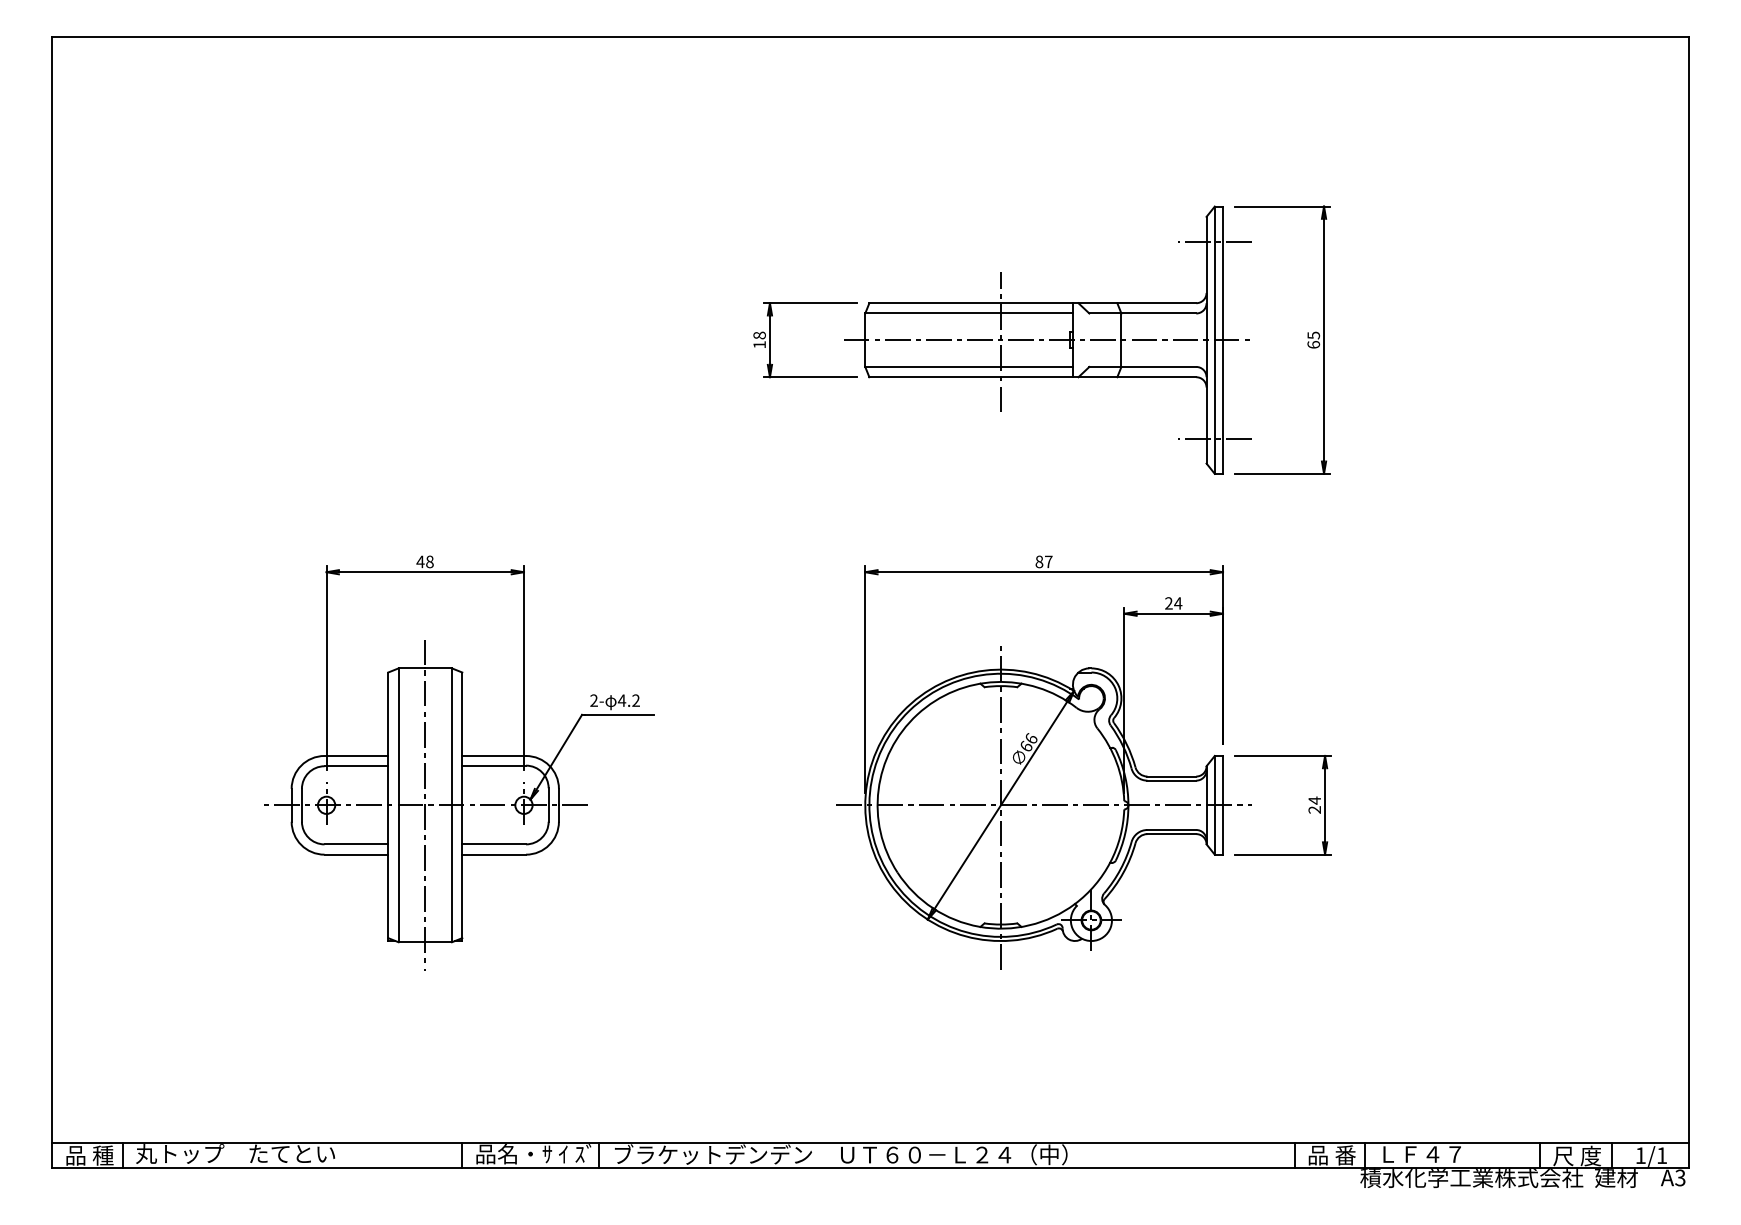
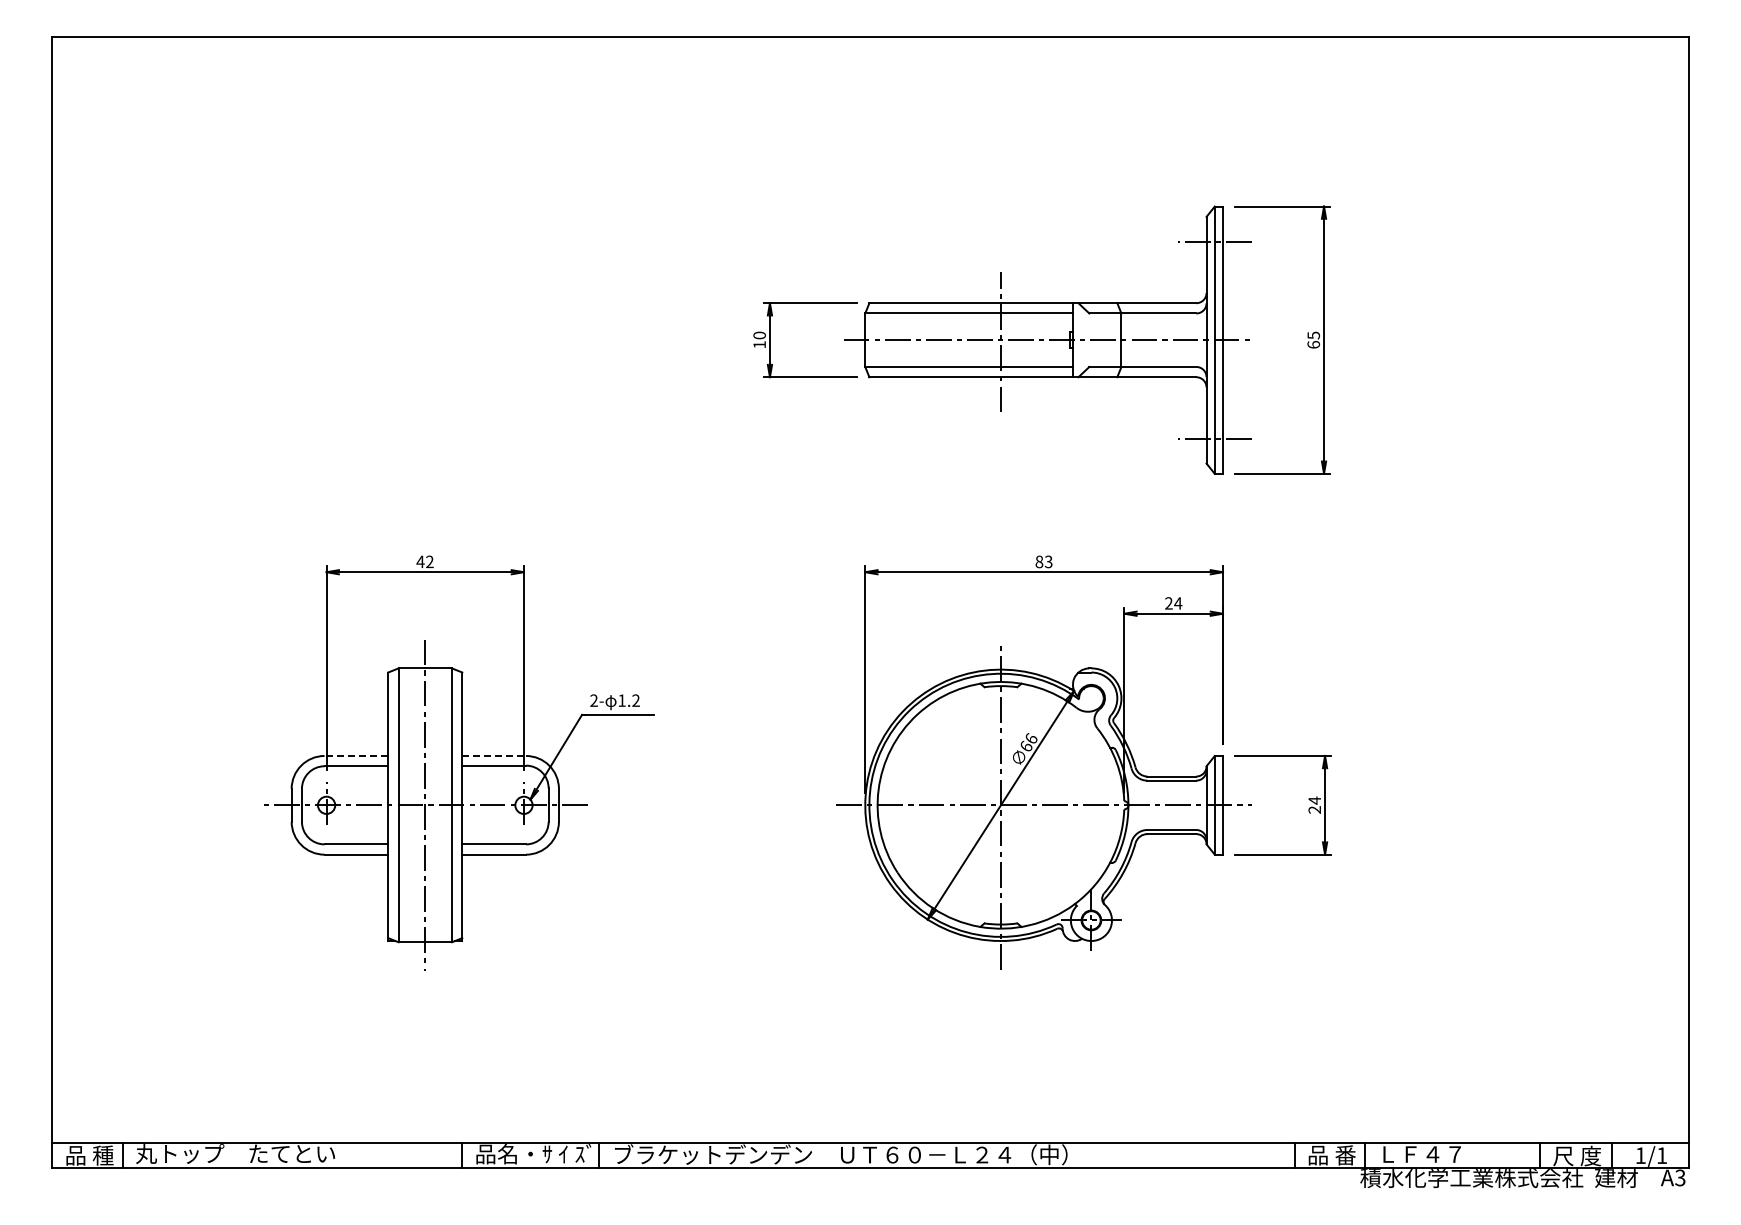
text: 18 -> 10 (759, 335)
text: 48 -> 42 (429, 561)
text: 87 -> 83 (1048, 561)
text: 4.2 -> 1.2 (621, 700)
line: solid -> dashed (356, 755)
line: solid -> dashed (494, 755)
